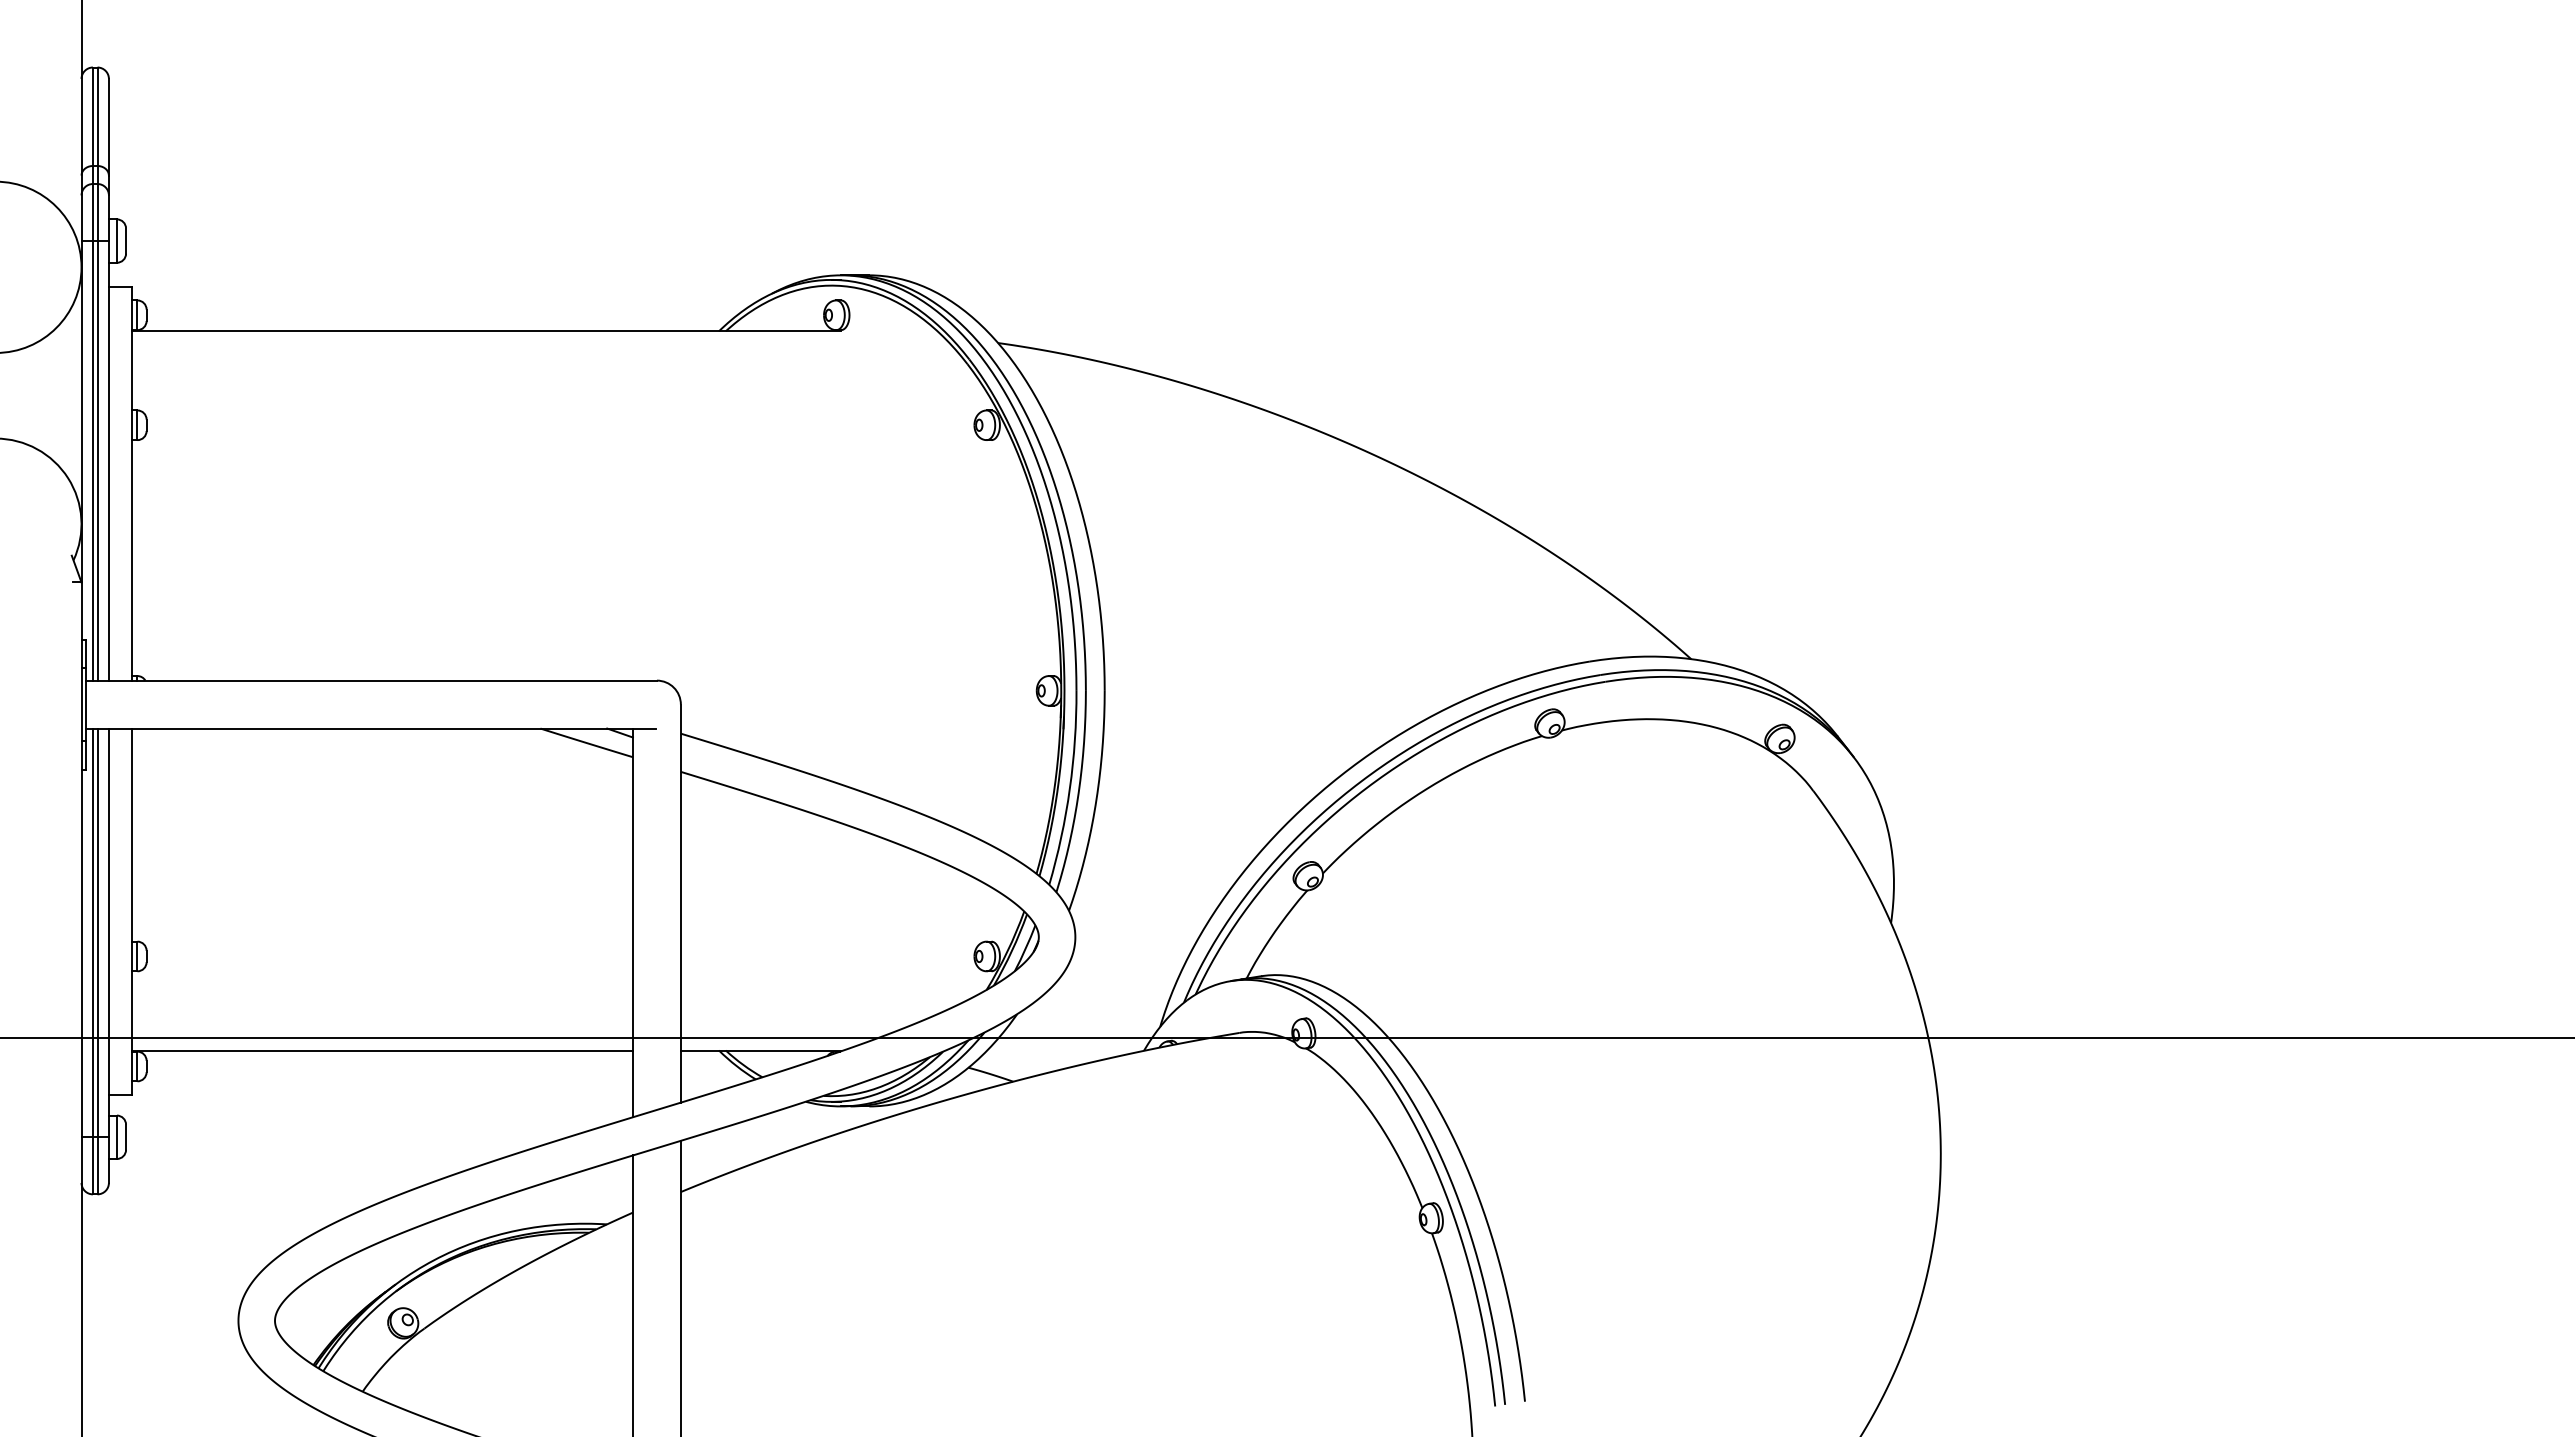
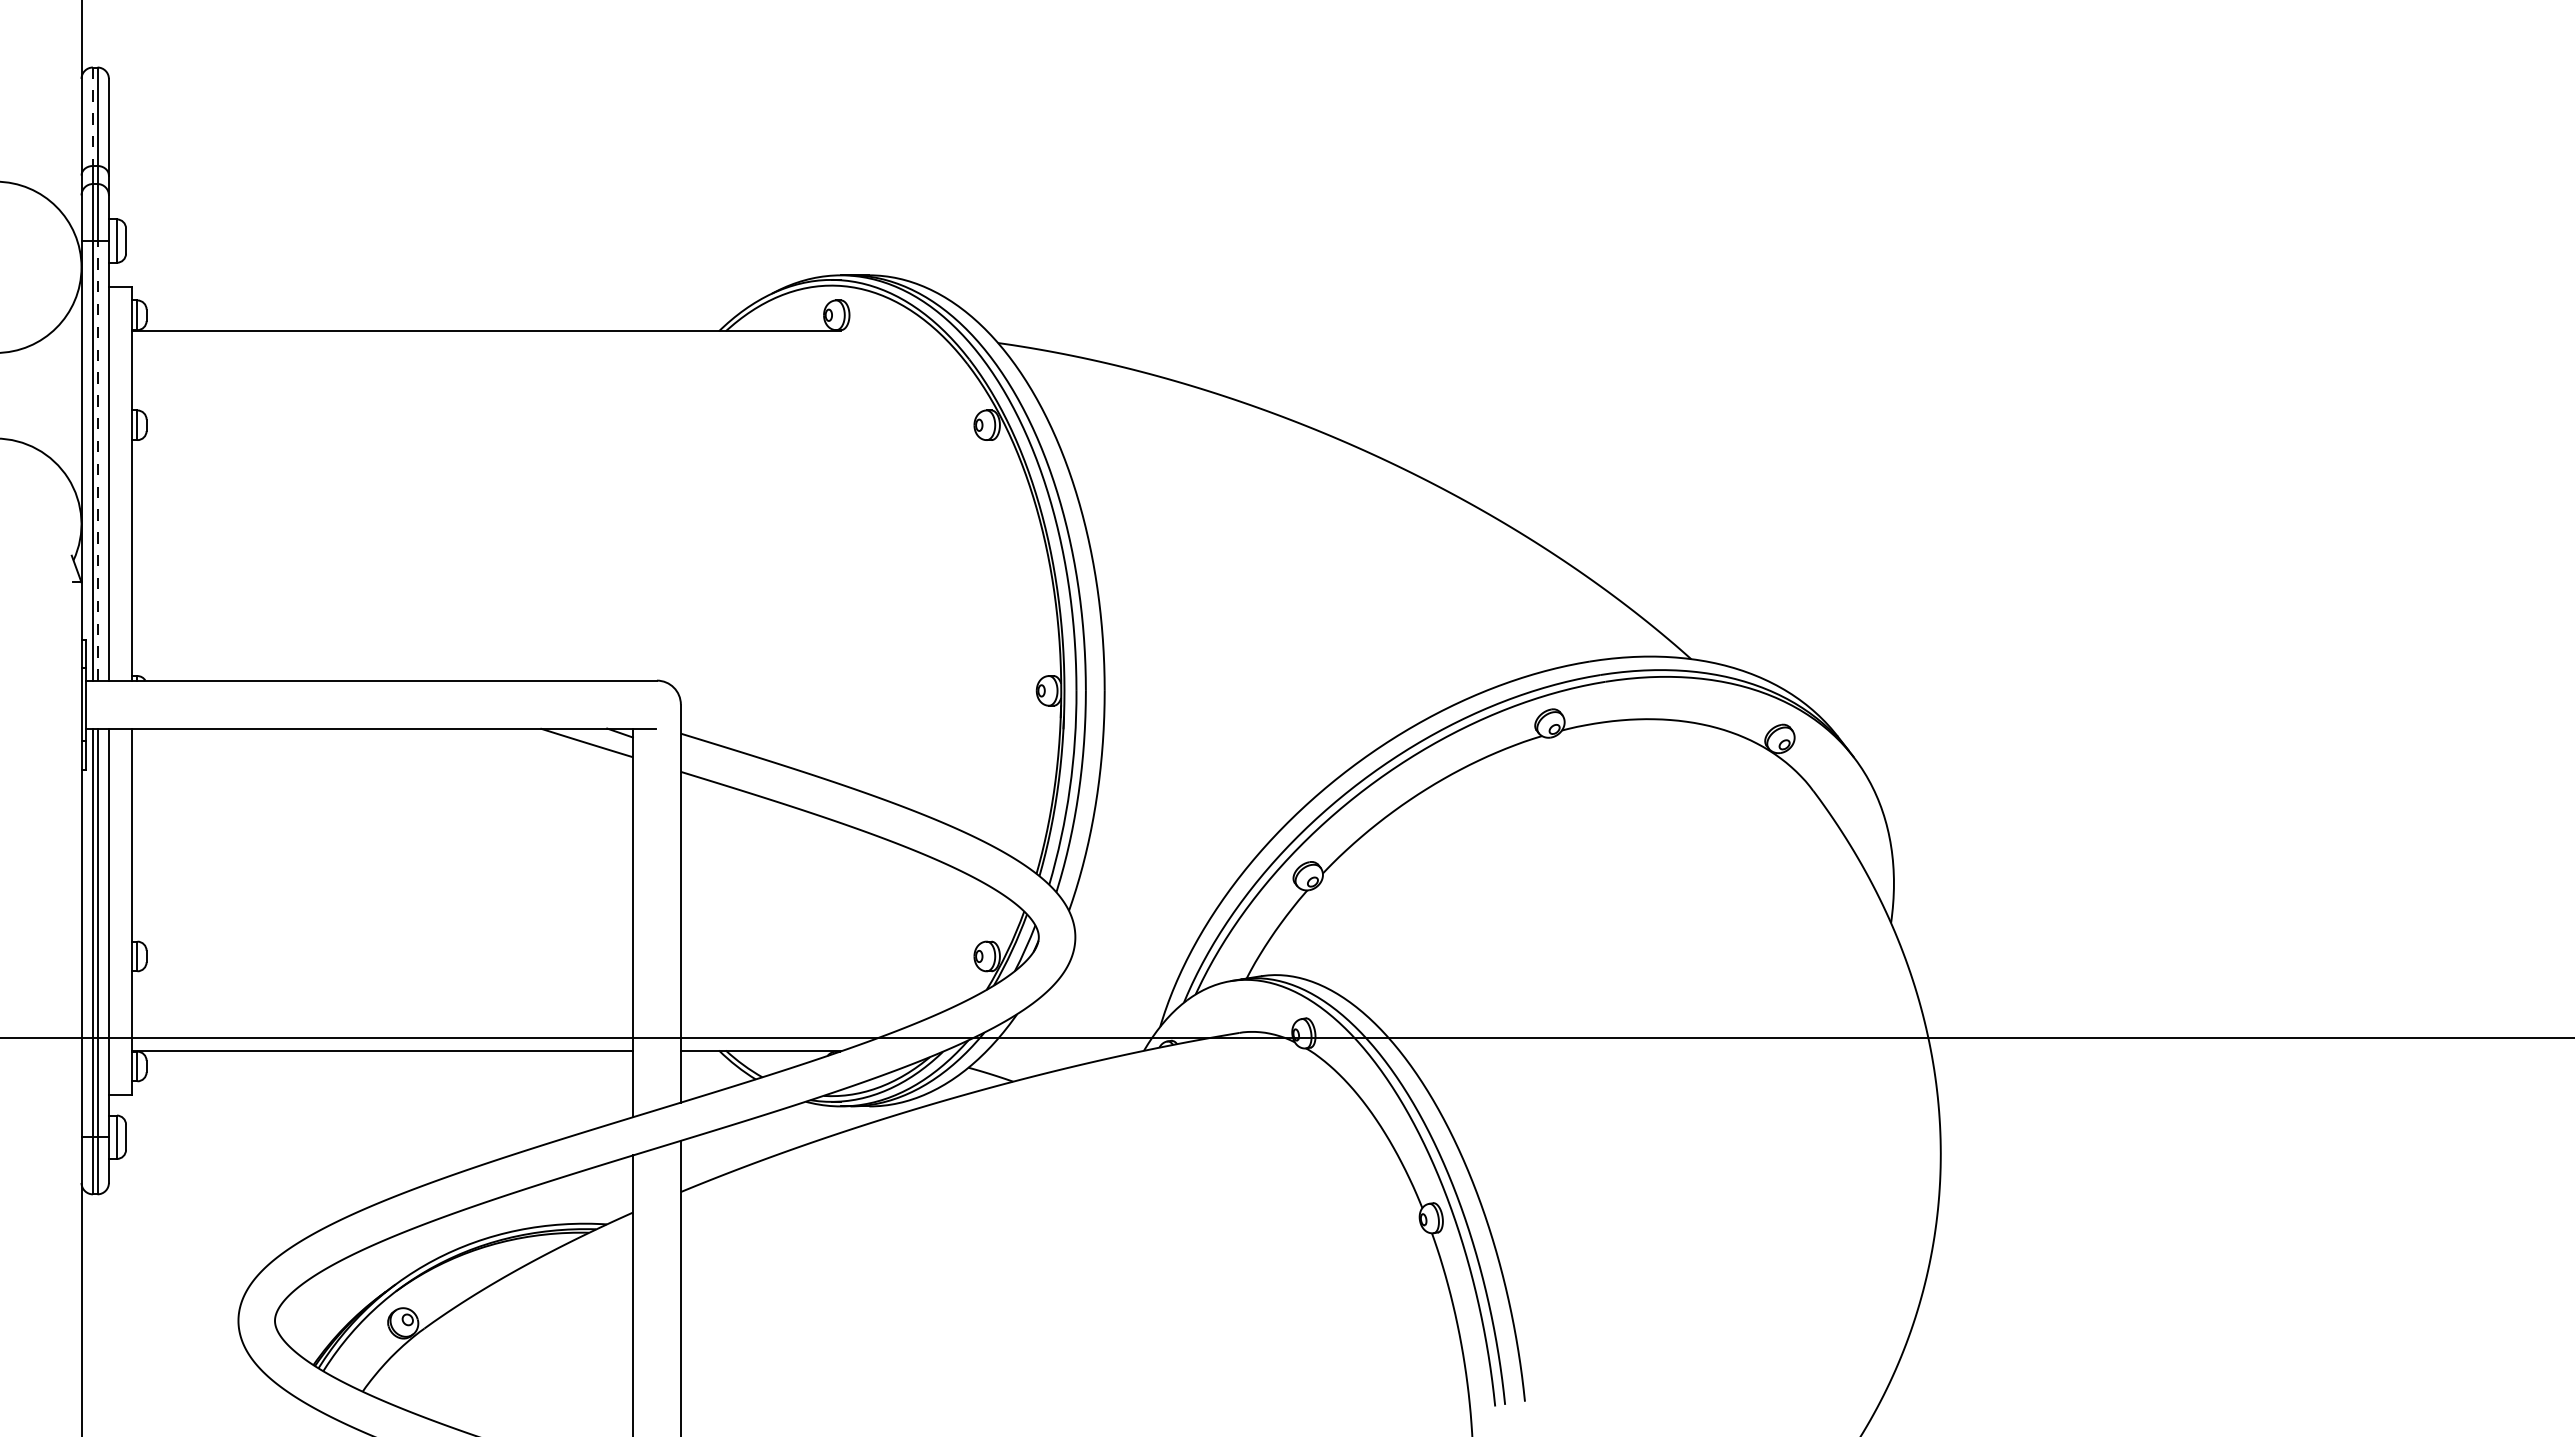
line: solid -> dashed (92, 117)
line: solid -> dashed (97, 460)
